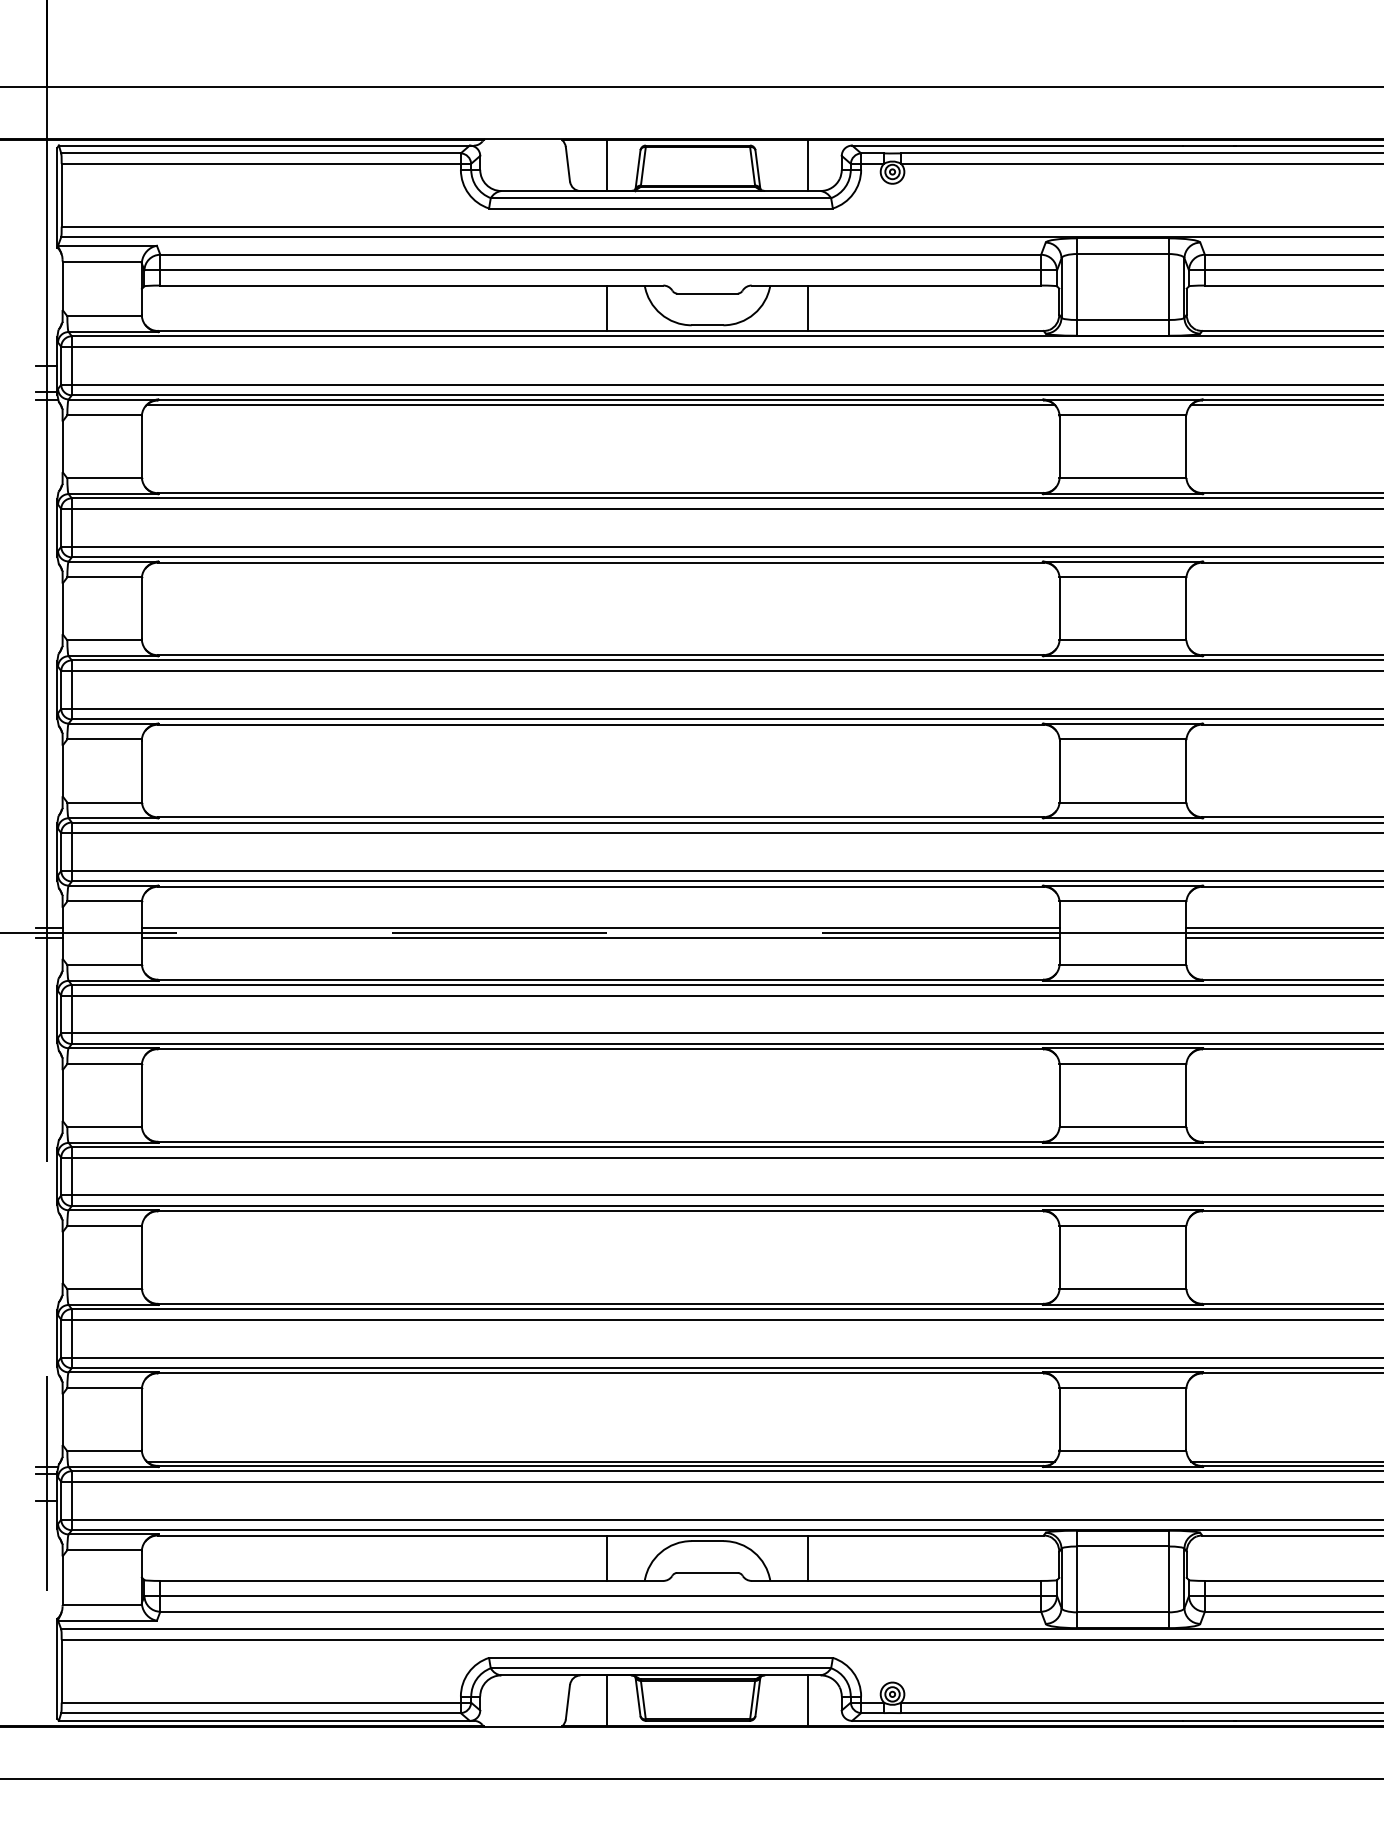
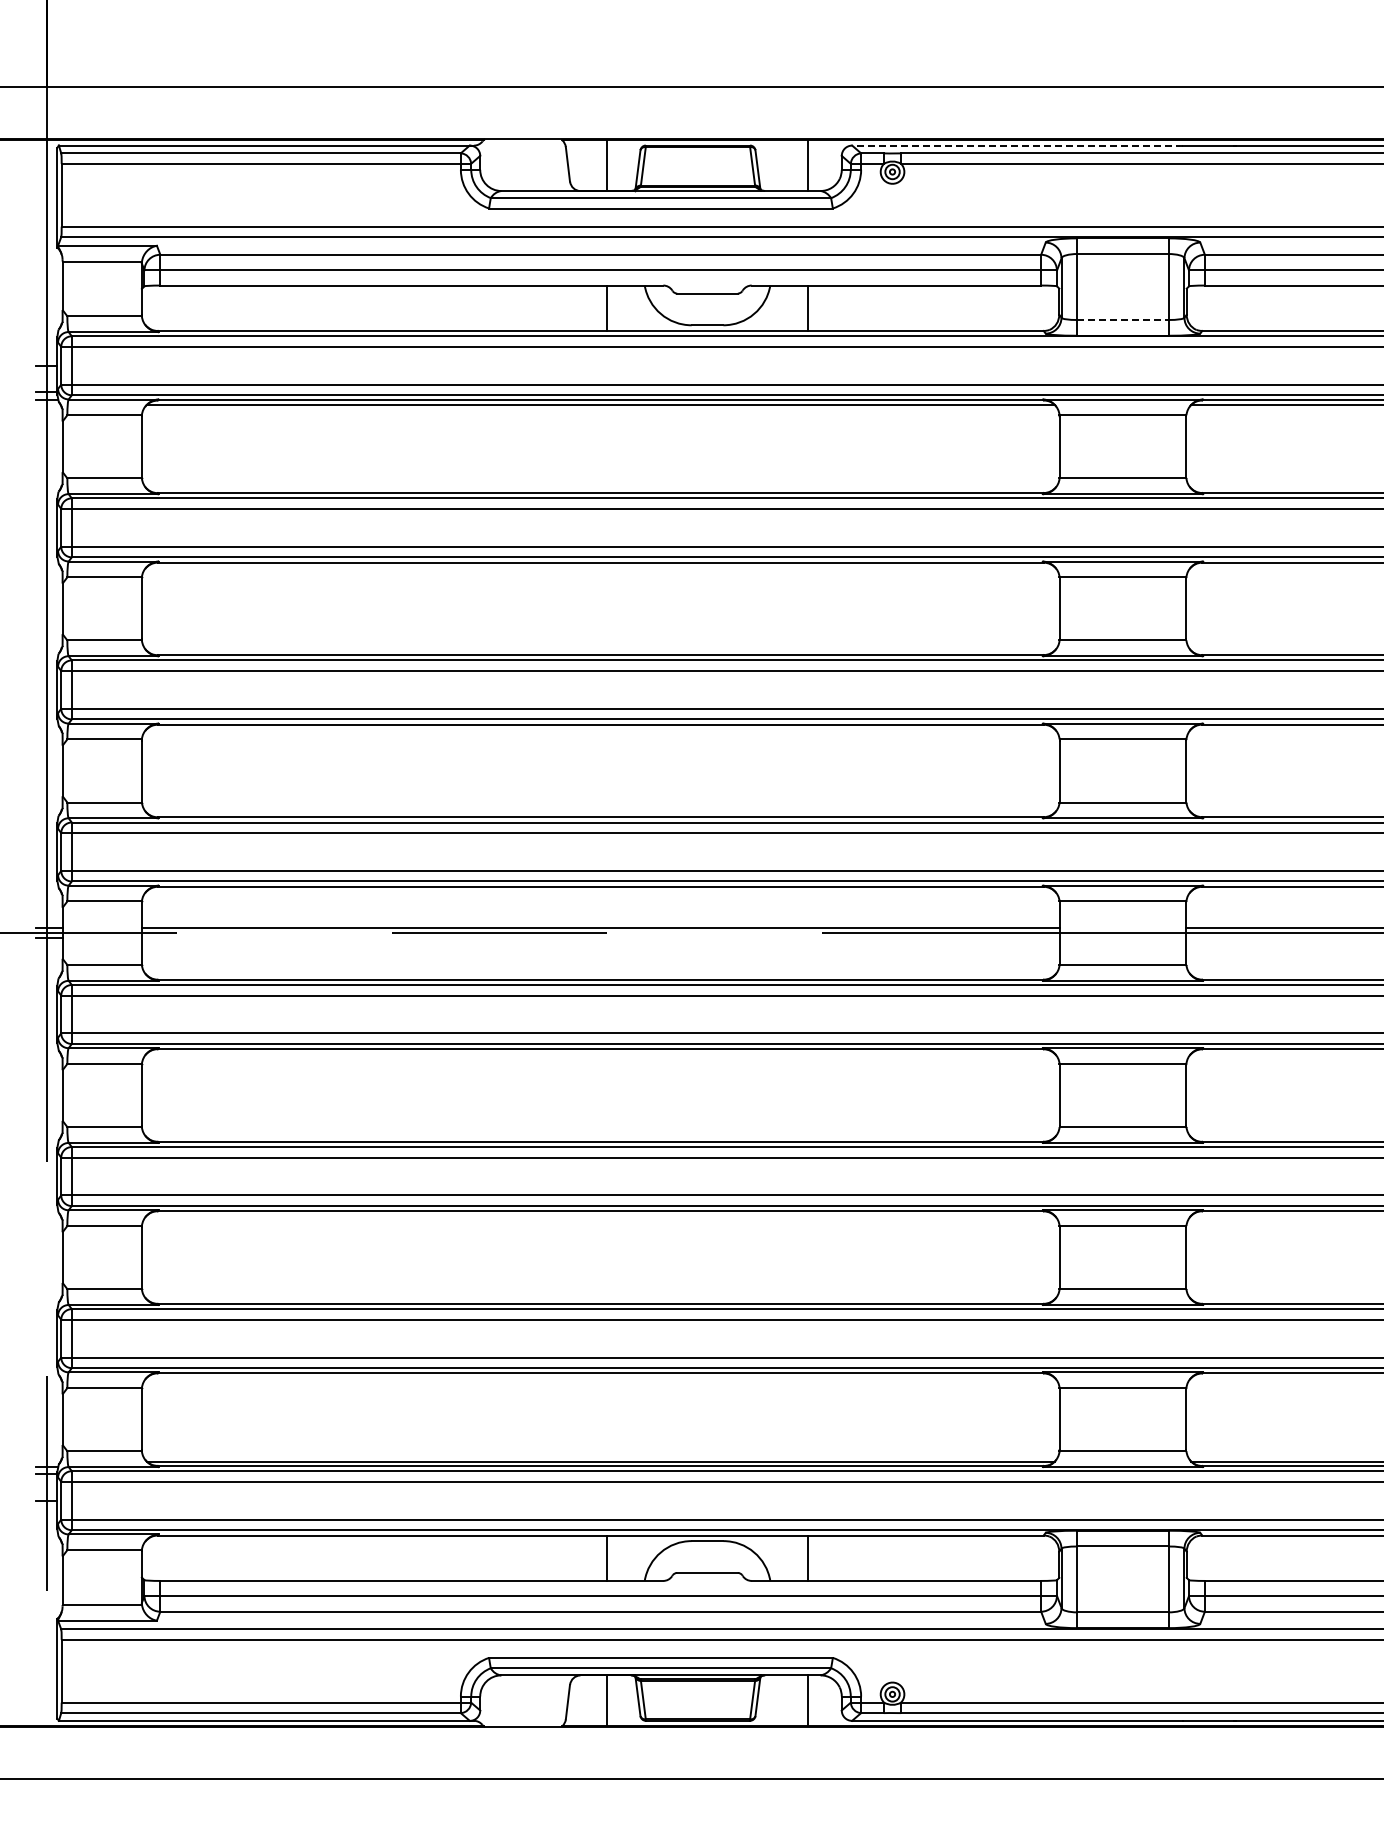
line: solid -> dashed (1016, 145)
line: solid -> dashed (1122, 320)
line: present -> none (600, 938)
line: present -> none (1283, 938)
